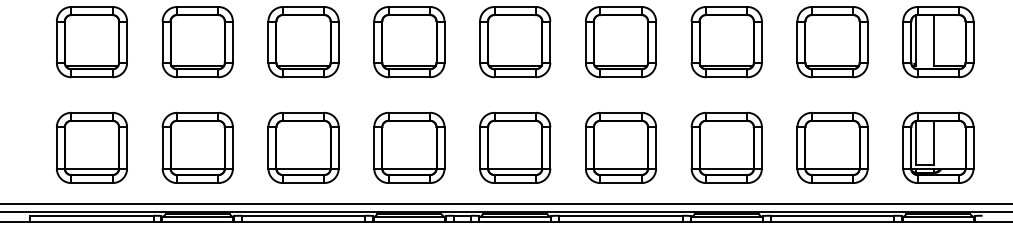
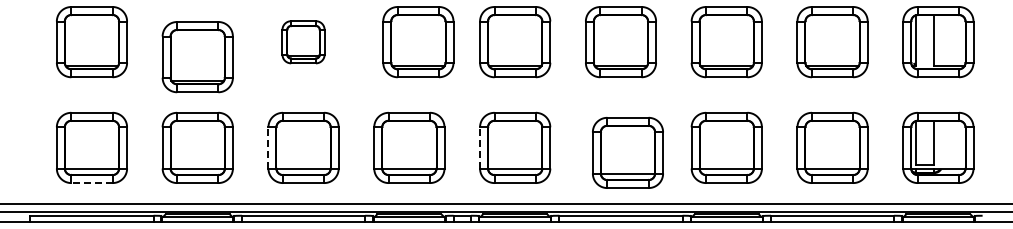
part position: (197, 42) -> (197, 57) (197, 57)
part size: 73x73 px -> 45x45 px (303, 42)
part position: (409, 42) -> (418, 42) (418, 42)
line: solid -> dashed (268, 147)
line: solid -> dashed (480, 147)
part position: (620, 147) -> (627, 152) (627, 152)
line: solid -> dashed (91, 183)
